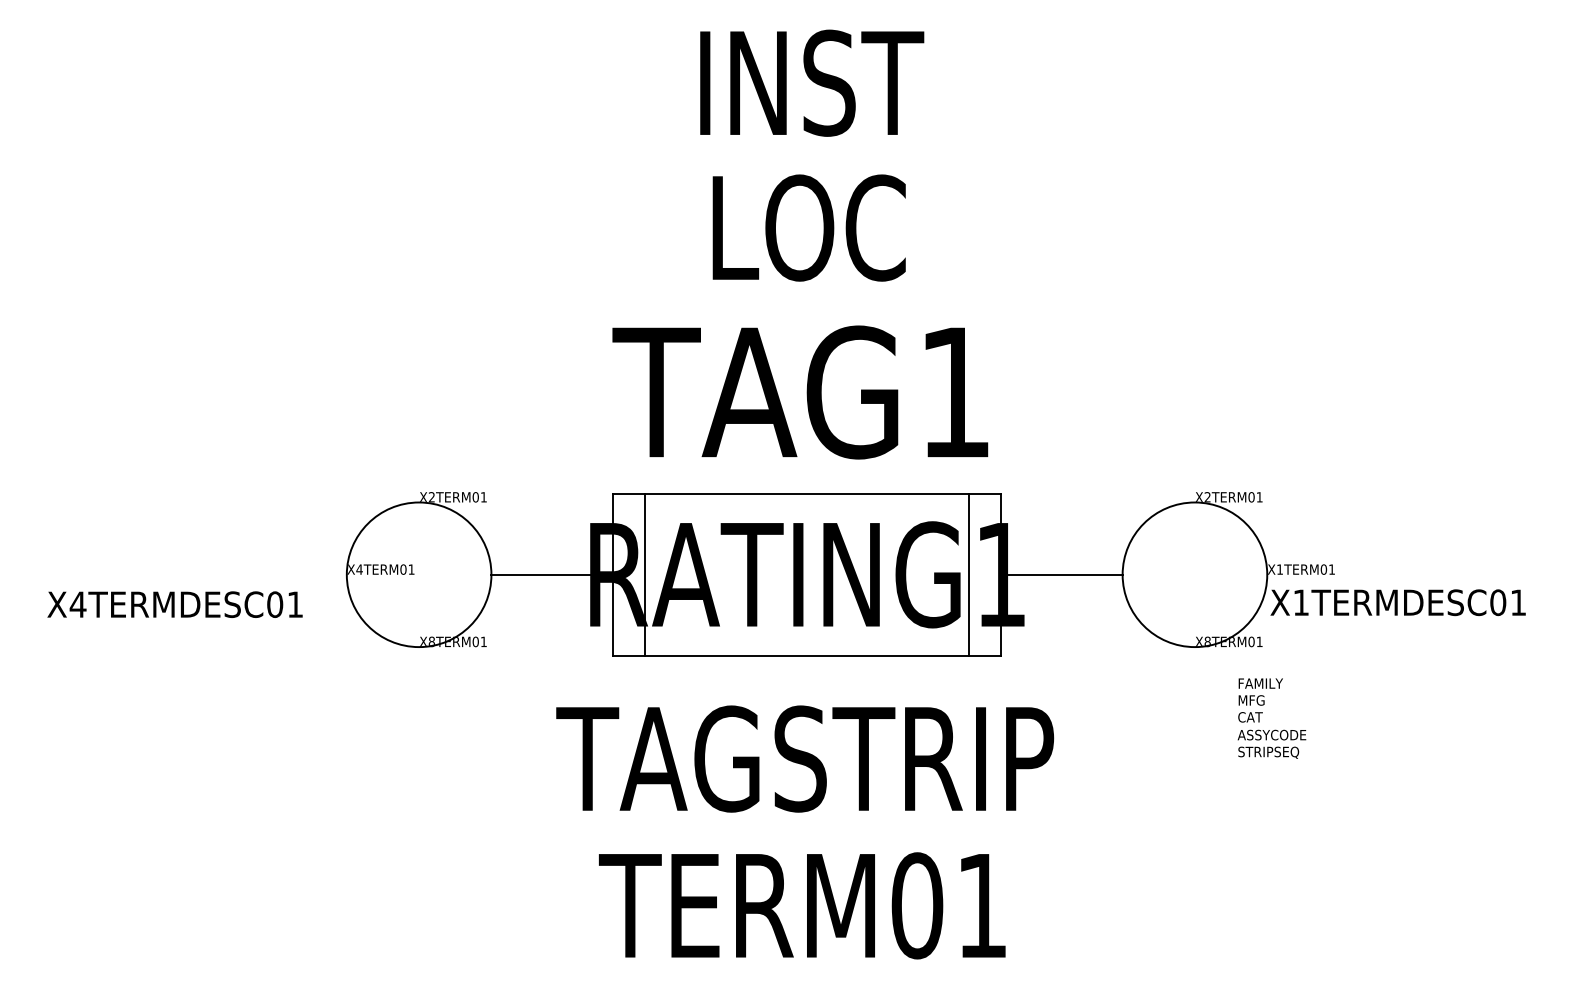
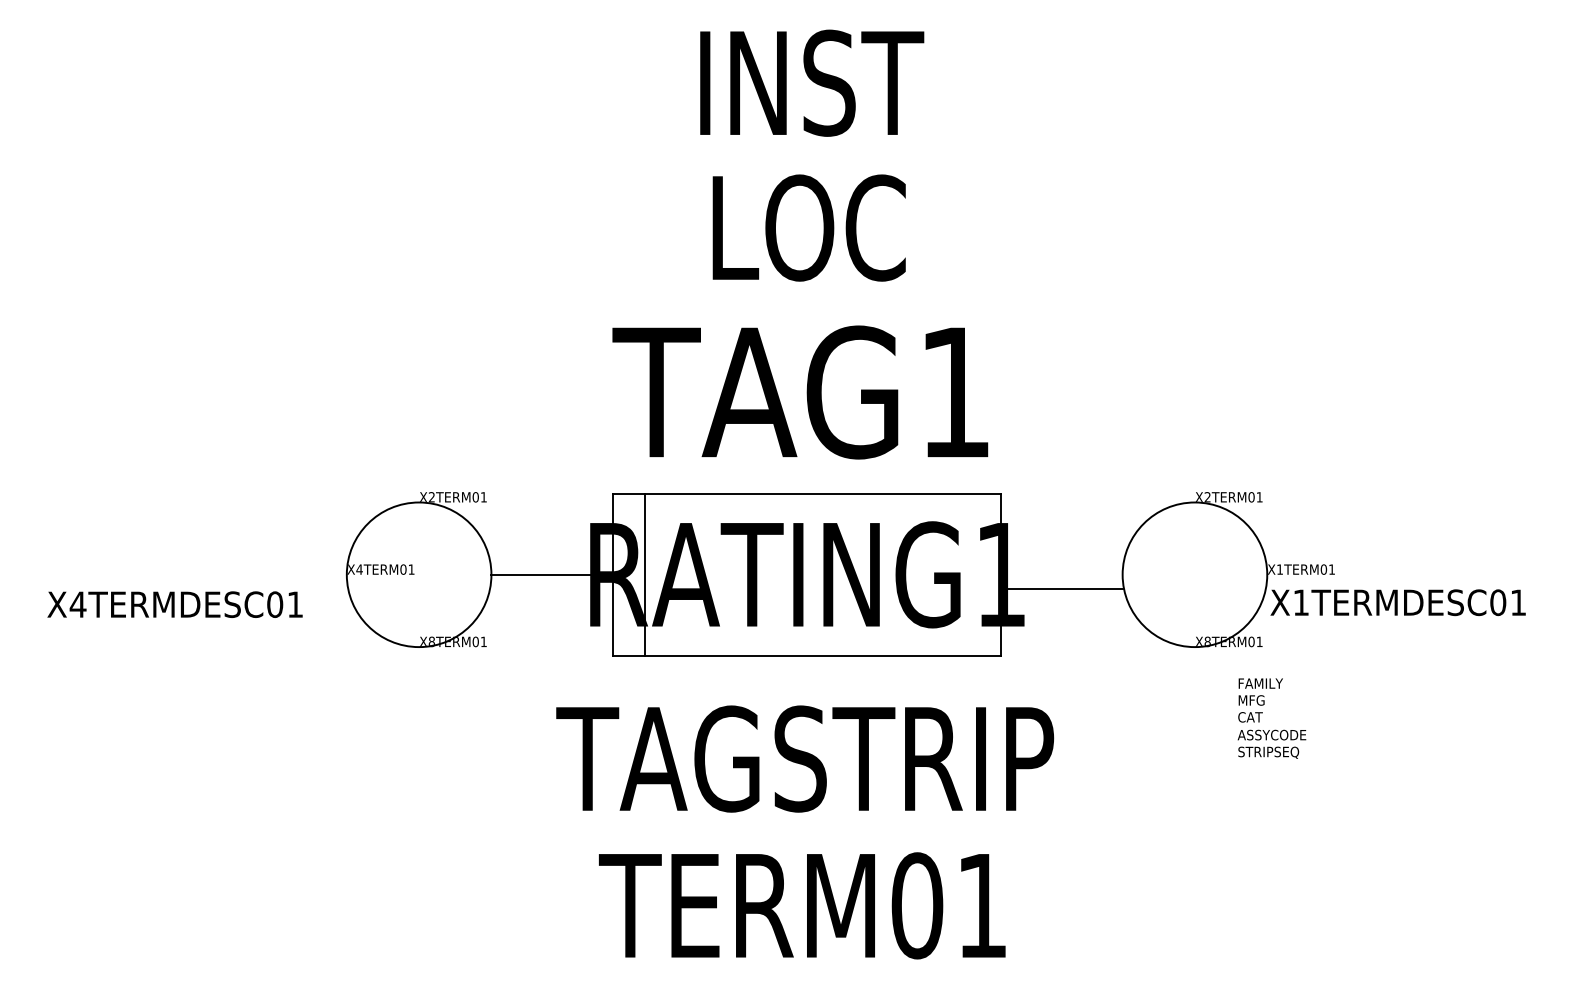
line: present -> none (968, 574)
line position: (1061, 574) -> (1061, 588) (1061, 588)
